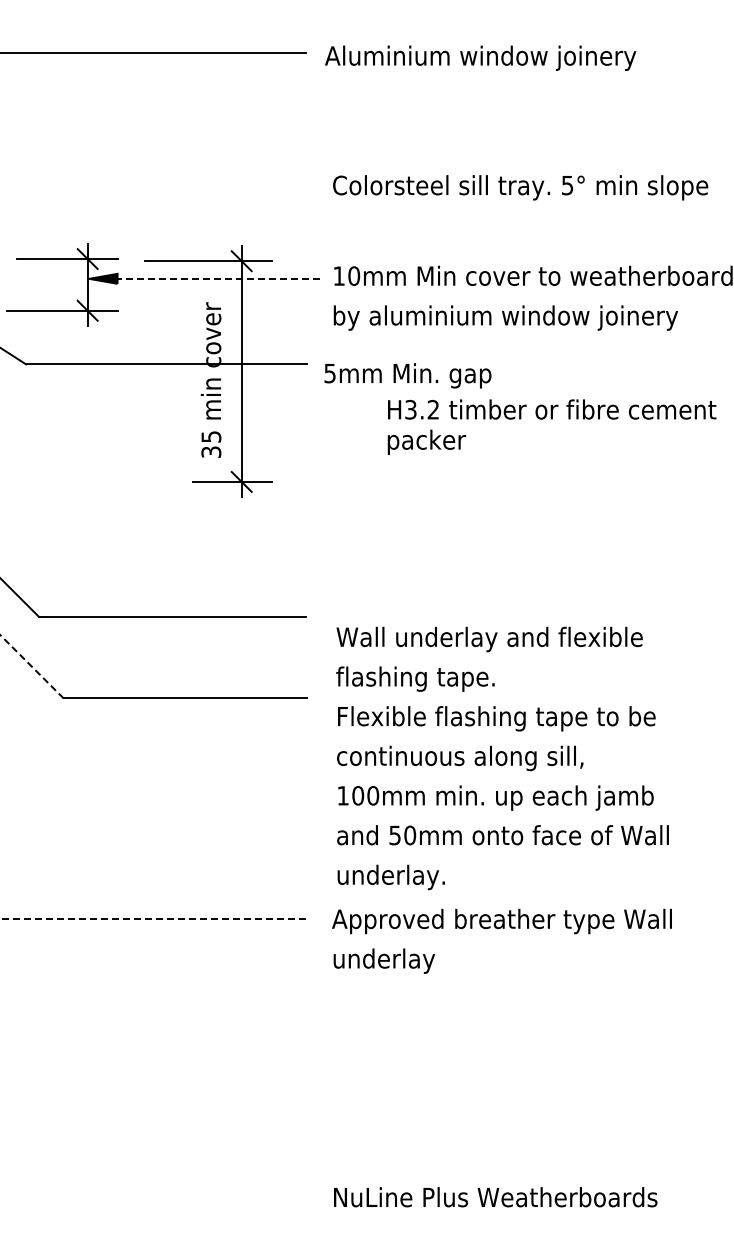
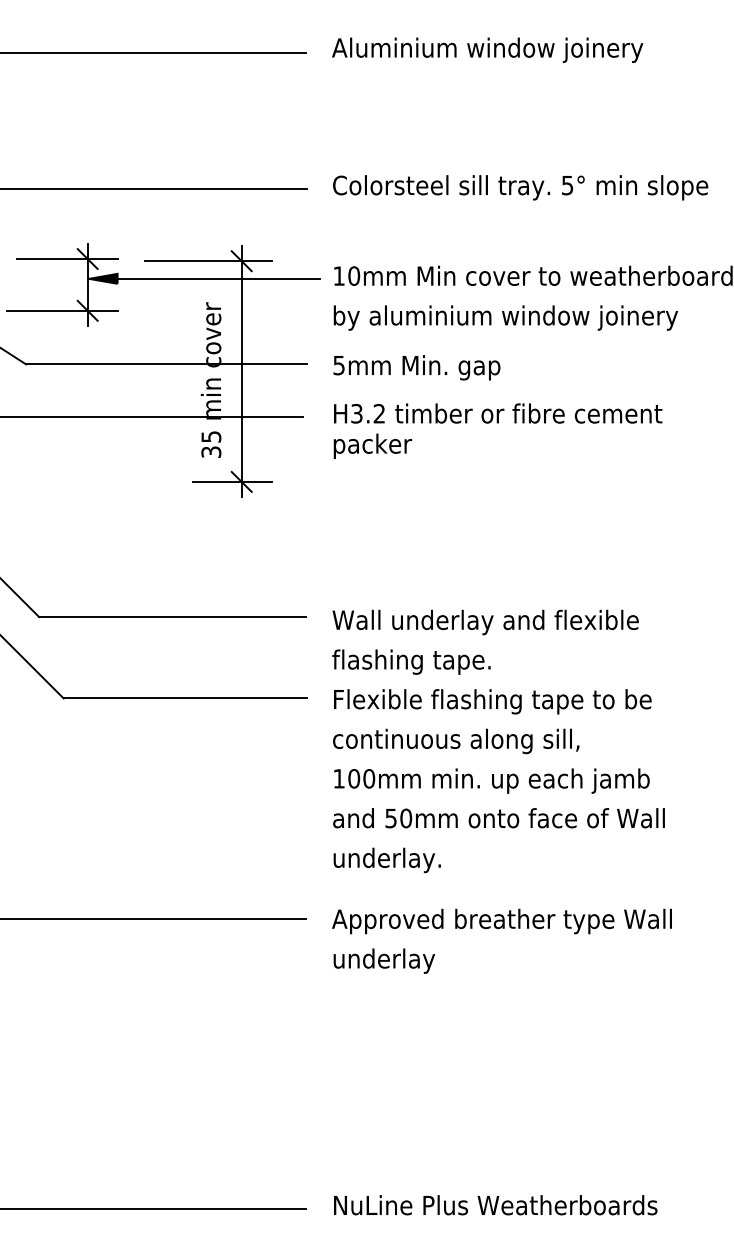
text position: (480, 57) -> (487, 49) (487, 49)
line: none -> present (154, 189)
line: dashed -> solid (204, 278)
text position: (407, 375) -> (416, 367) (416, 367)
line: none -> present (152, 416)
text position: (551, 426) -> (497, 430) (497, 430)
line: dashed -> solid (31, 666)
text position: (502, 758) -> (498, 741) (498, 741)
line: dashed -> solid (152, 918)
text position: (495, 1197) -> (495, 1205) (495, 1205)
line: none -> present (153, 1208)
